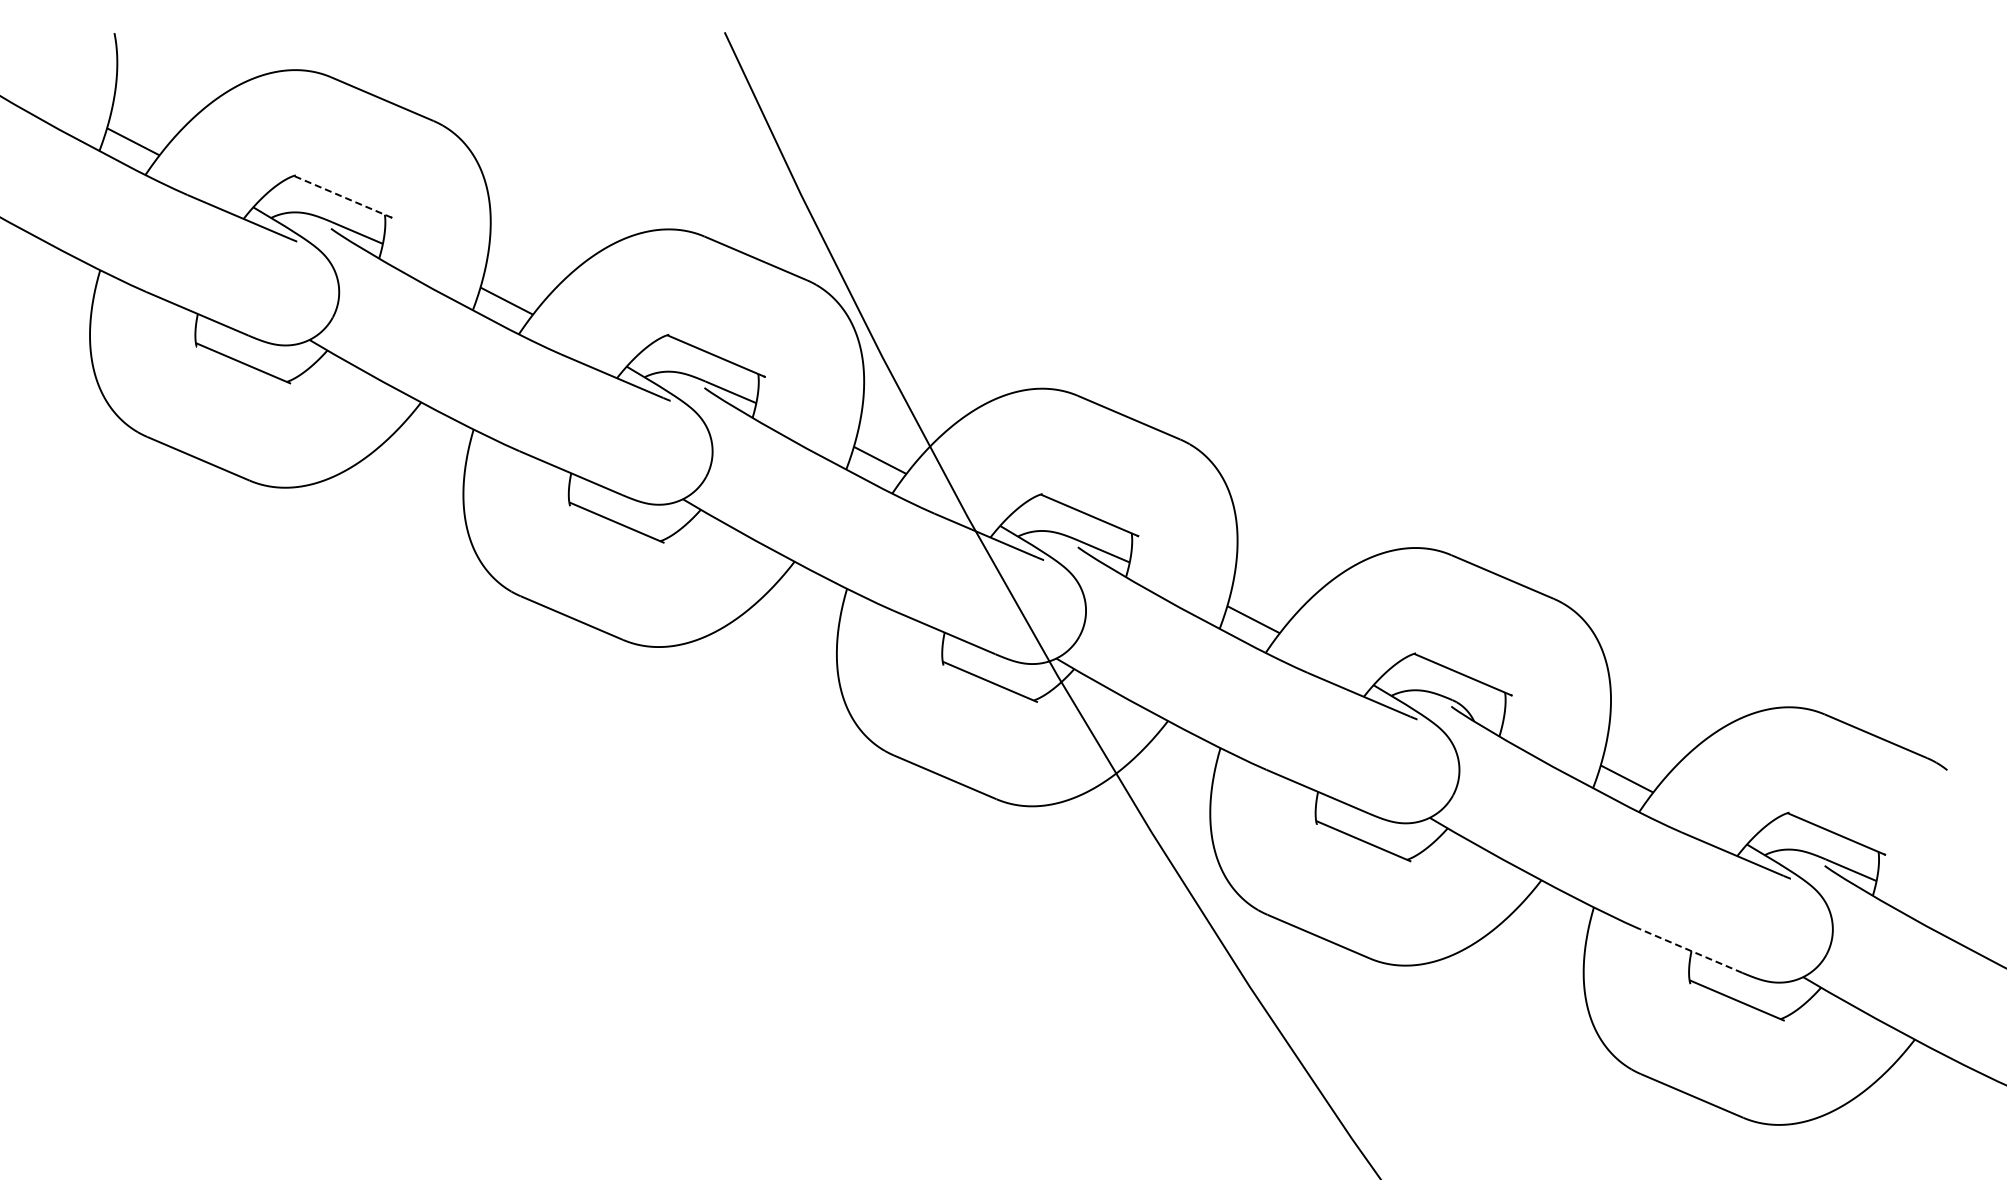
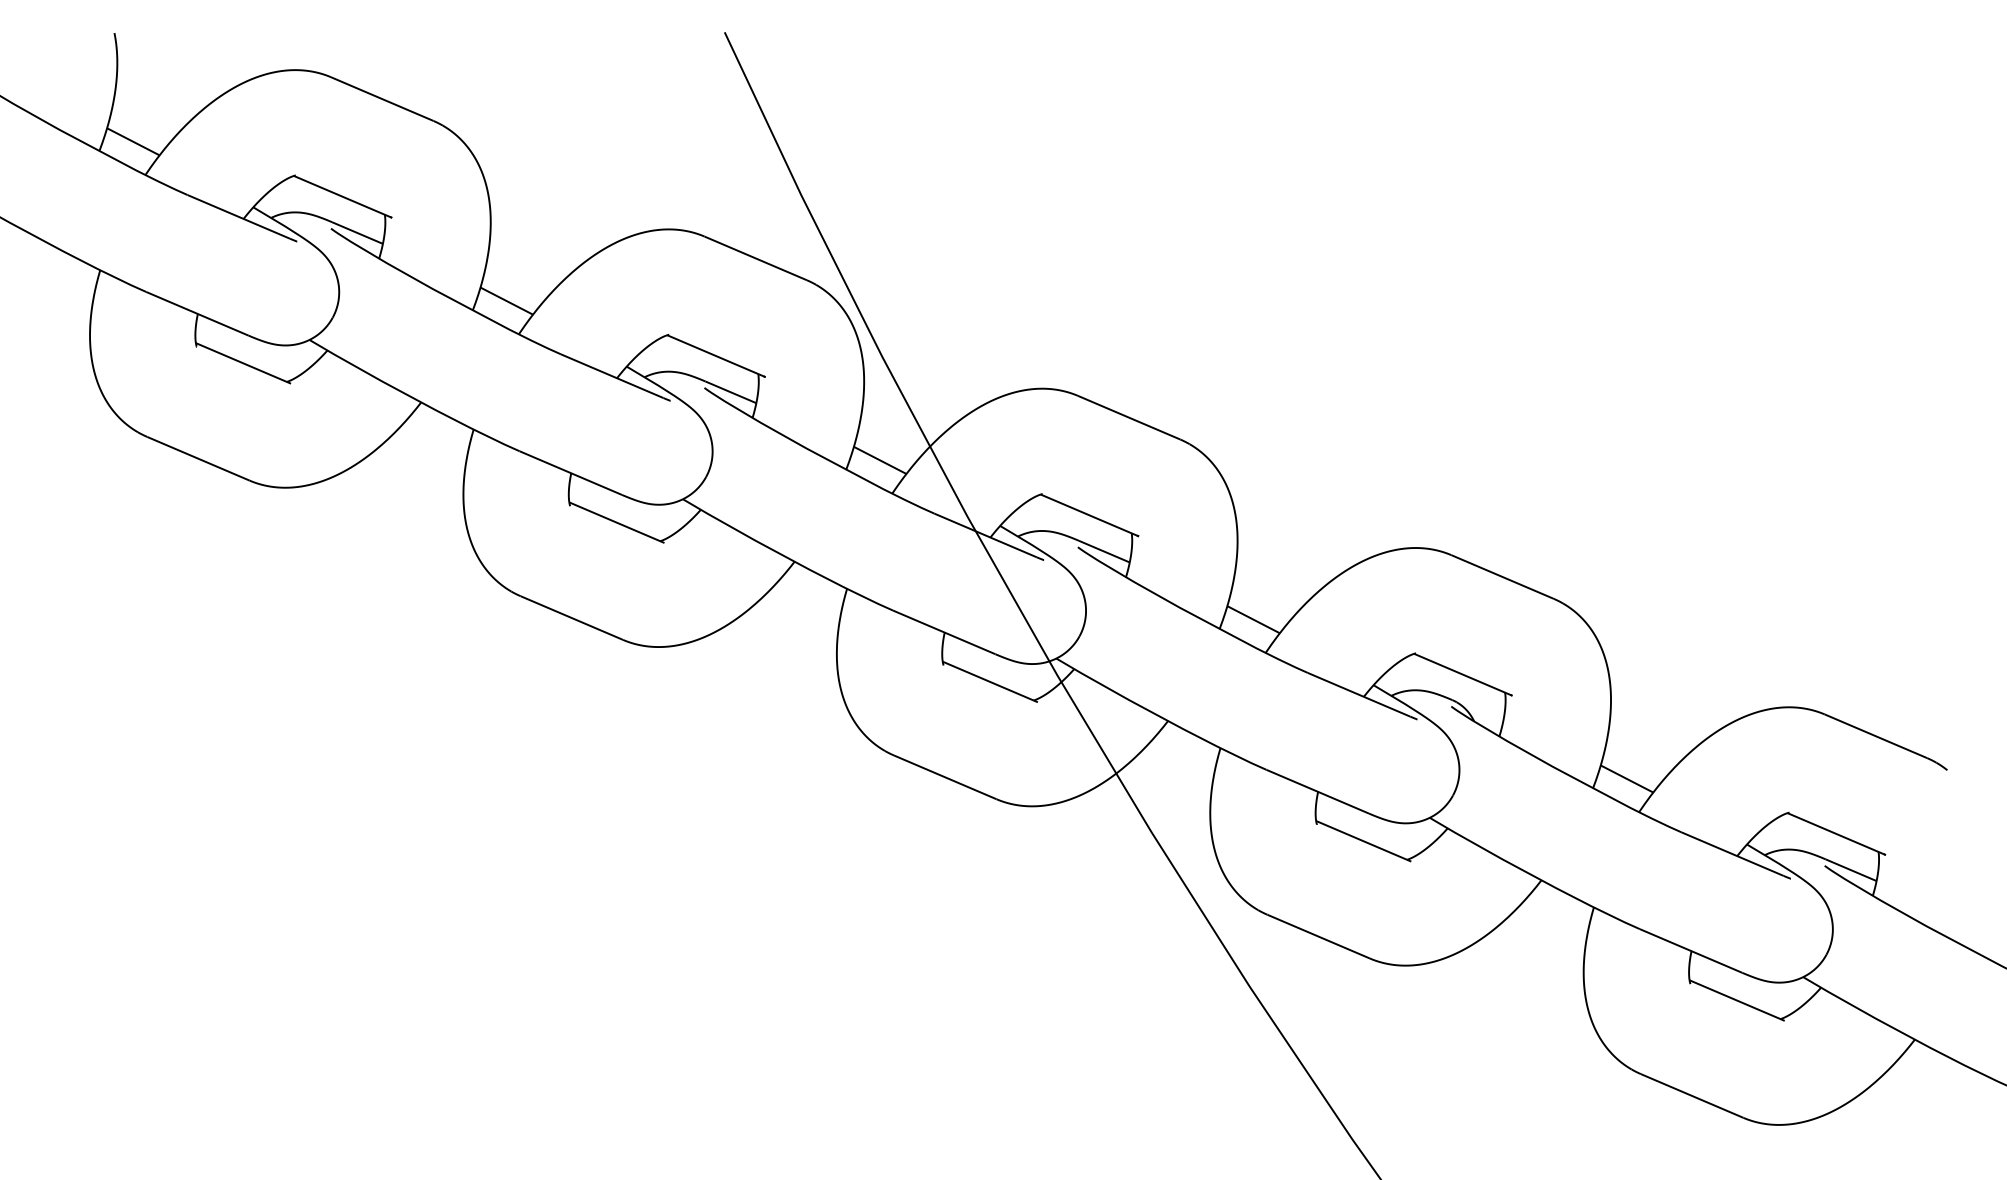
line: dashed -> solid (342, 196)
line: dashed -> solid (1691, 950)
